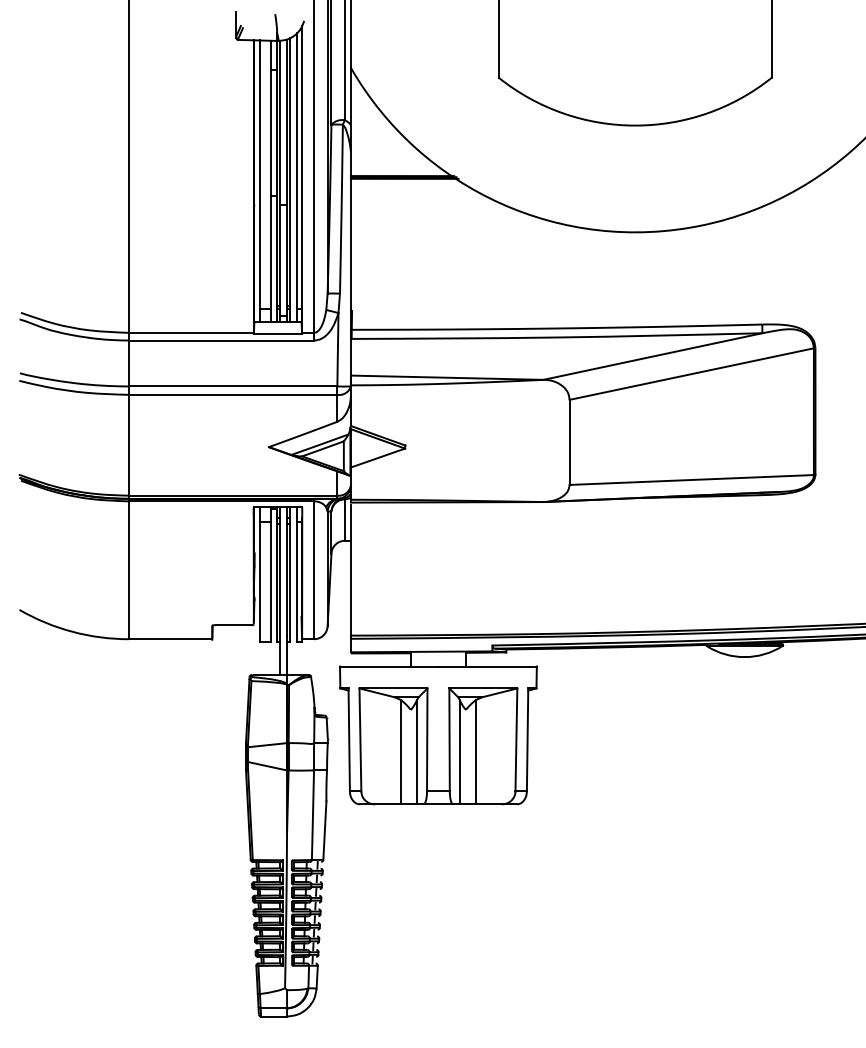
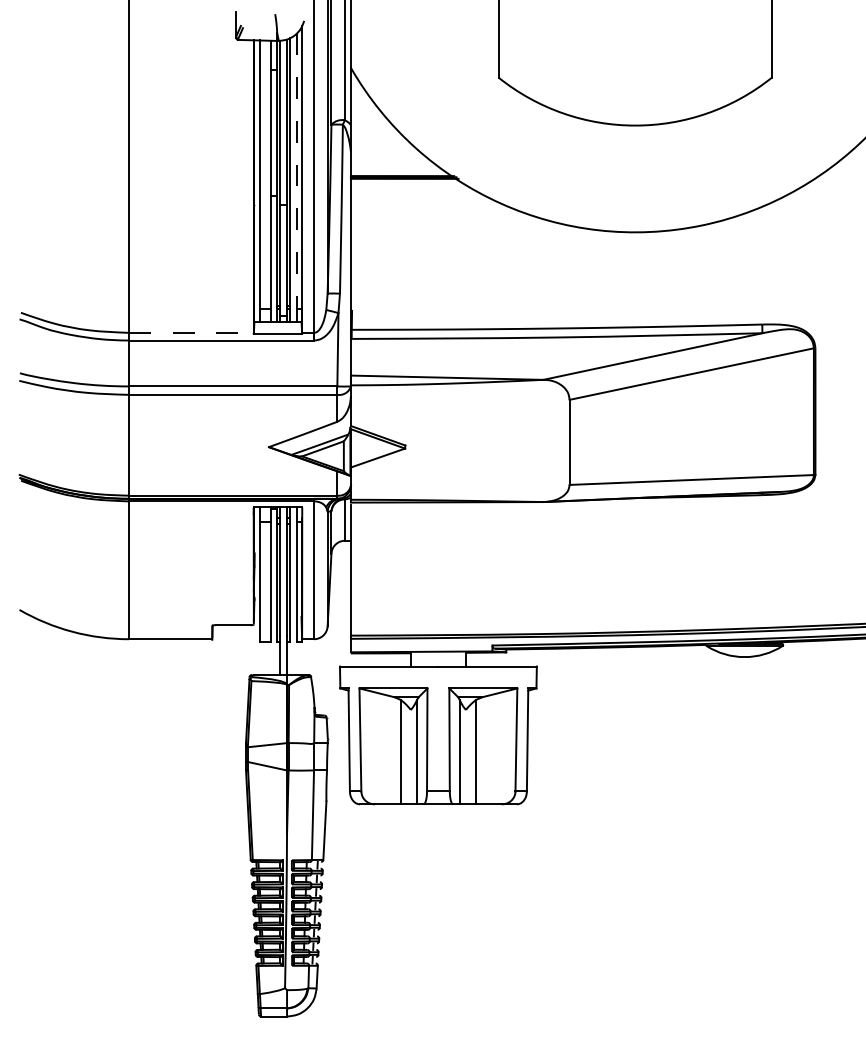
line: solid -> dashed (296, 171)
line: solid -> dashed (191, 332)
